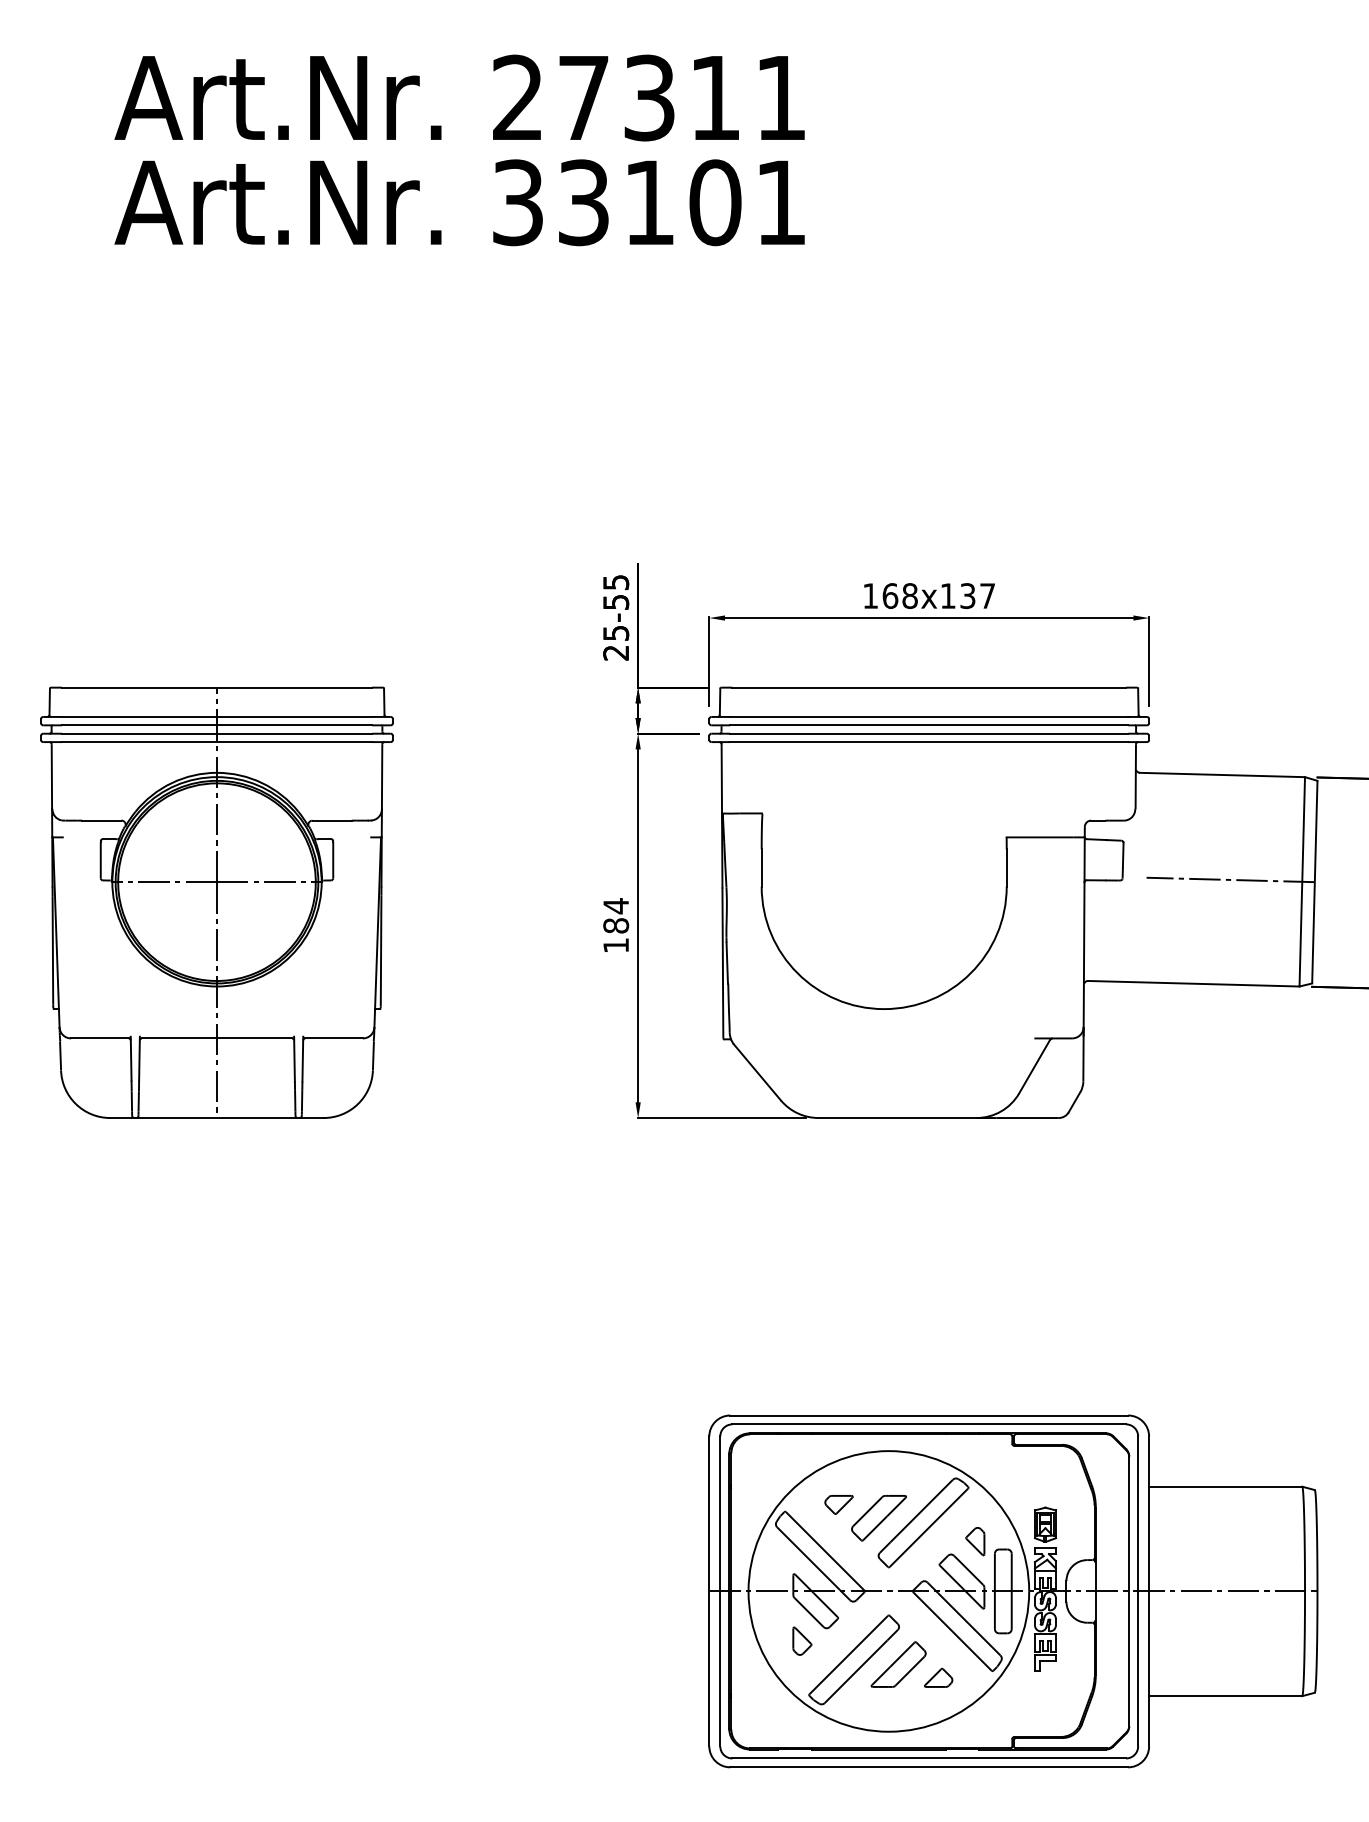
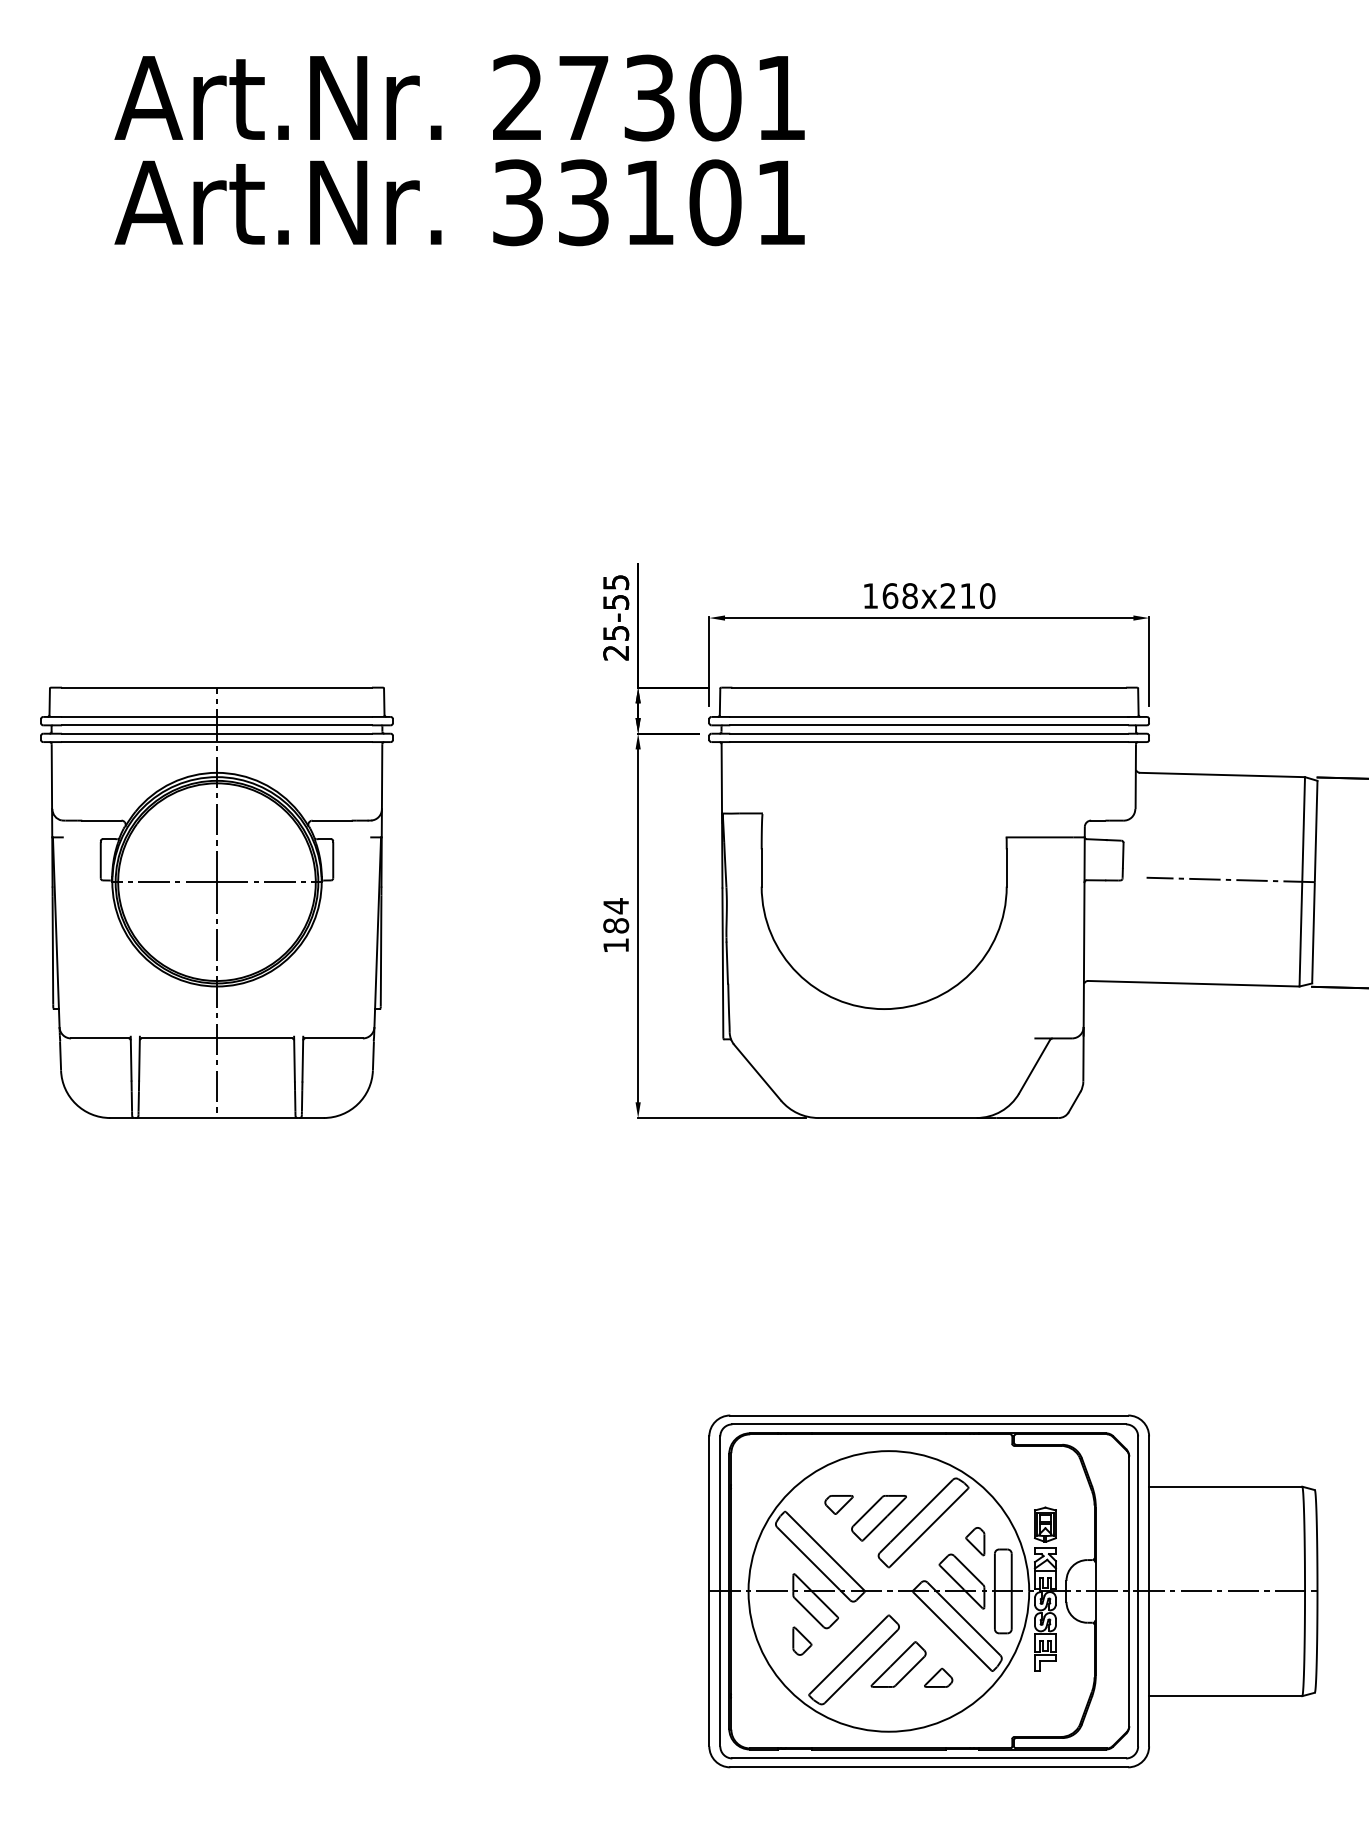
text: 27311 -> 27301 (715, 97)
text: 168x137 -> 168x210 (967, 596)
